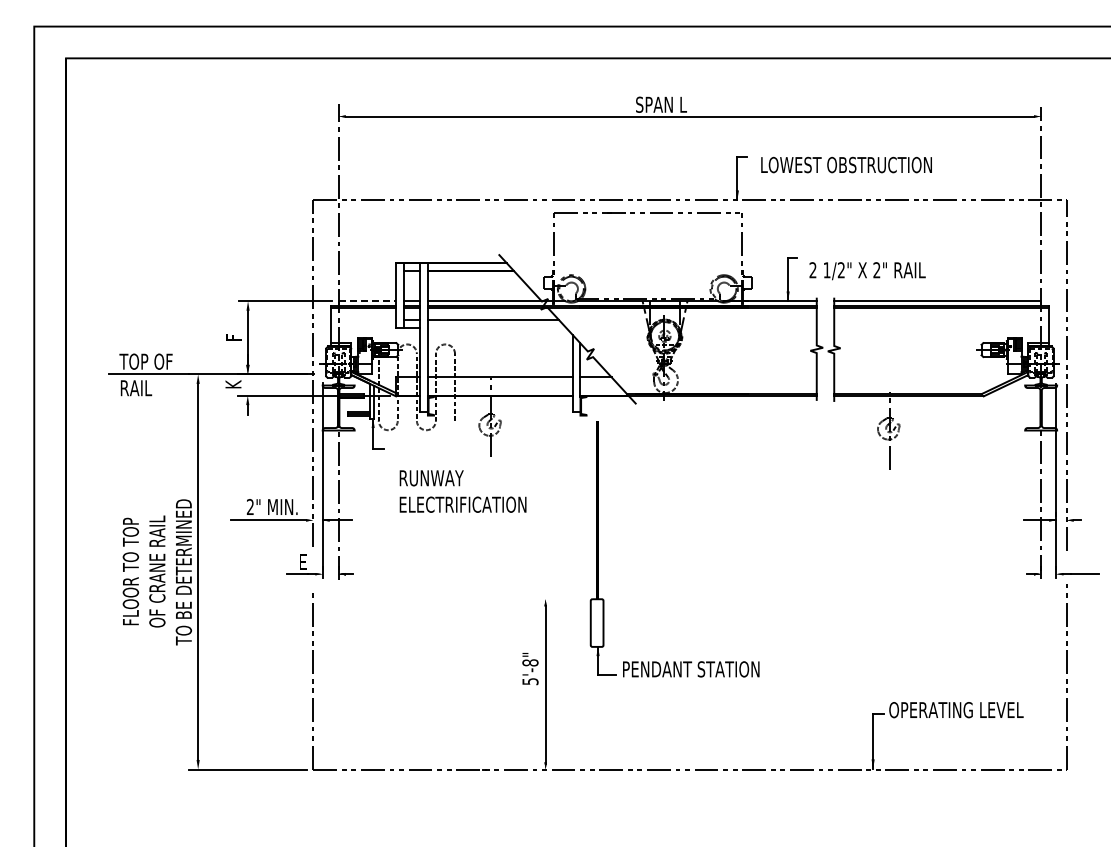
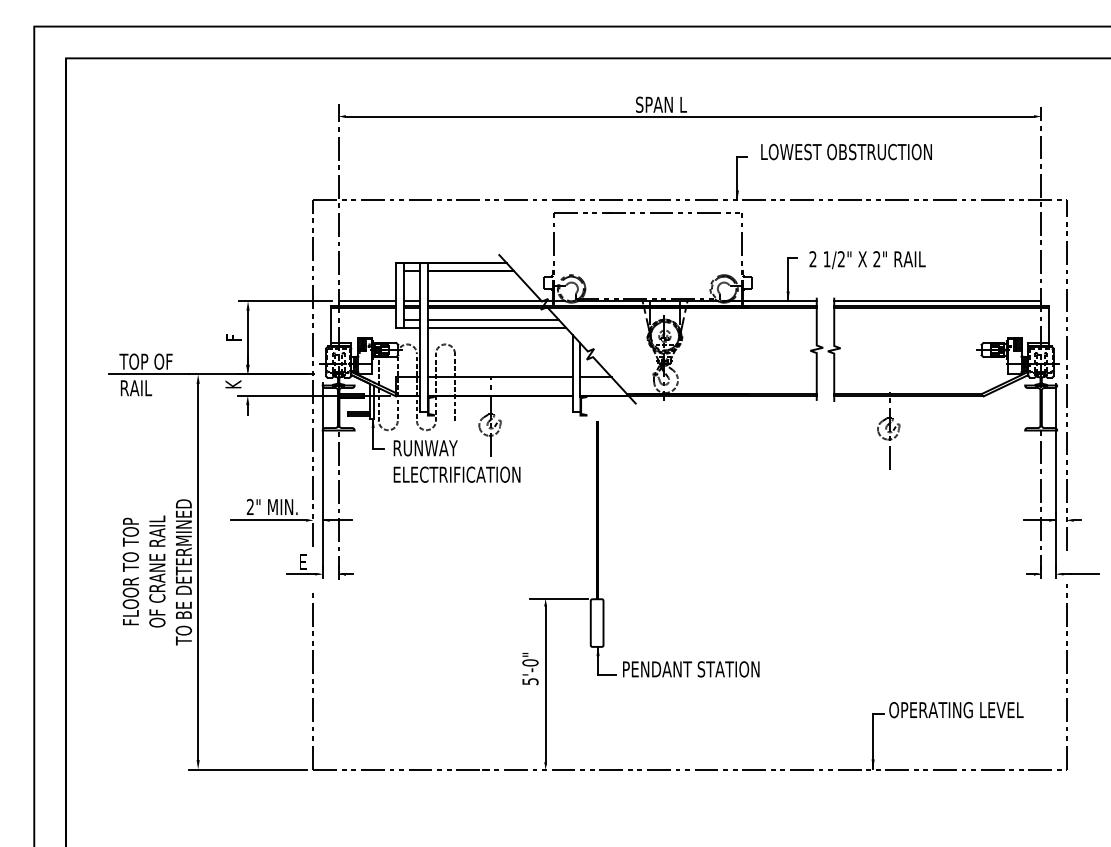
text position: (846, 164) -> (846, 151) (846, 151)
text position: (867, 271) -> (867, 260) (867, 260)
line: dashed -> solid (367, 301)
line: none -> present (496, 328)
text position: (462, 491) -> (456, 461) (456, 461)
line: none -> present (558, 599)
text: 5'-8" -> 5'-0" (530, 662)
